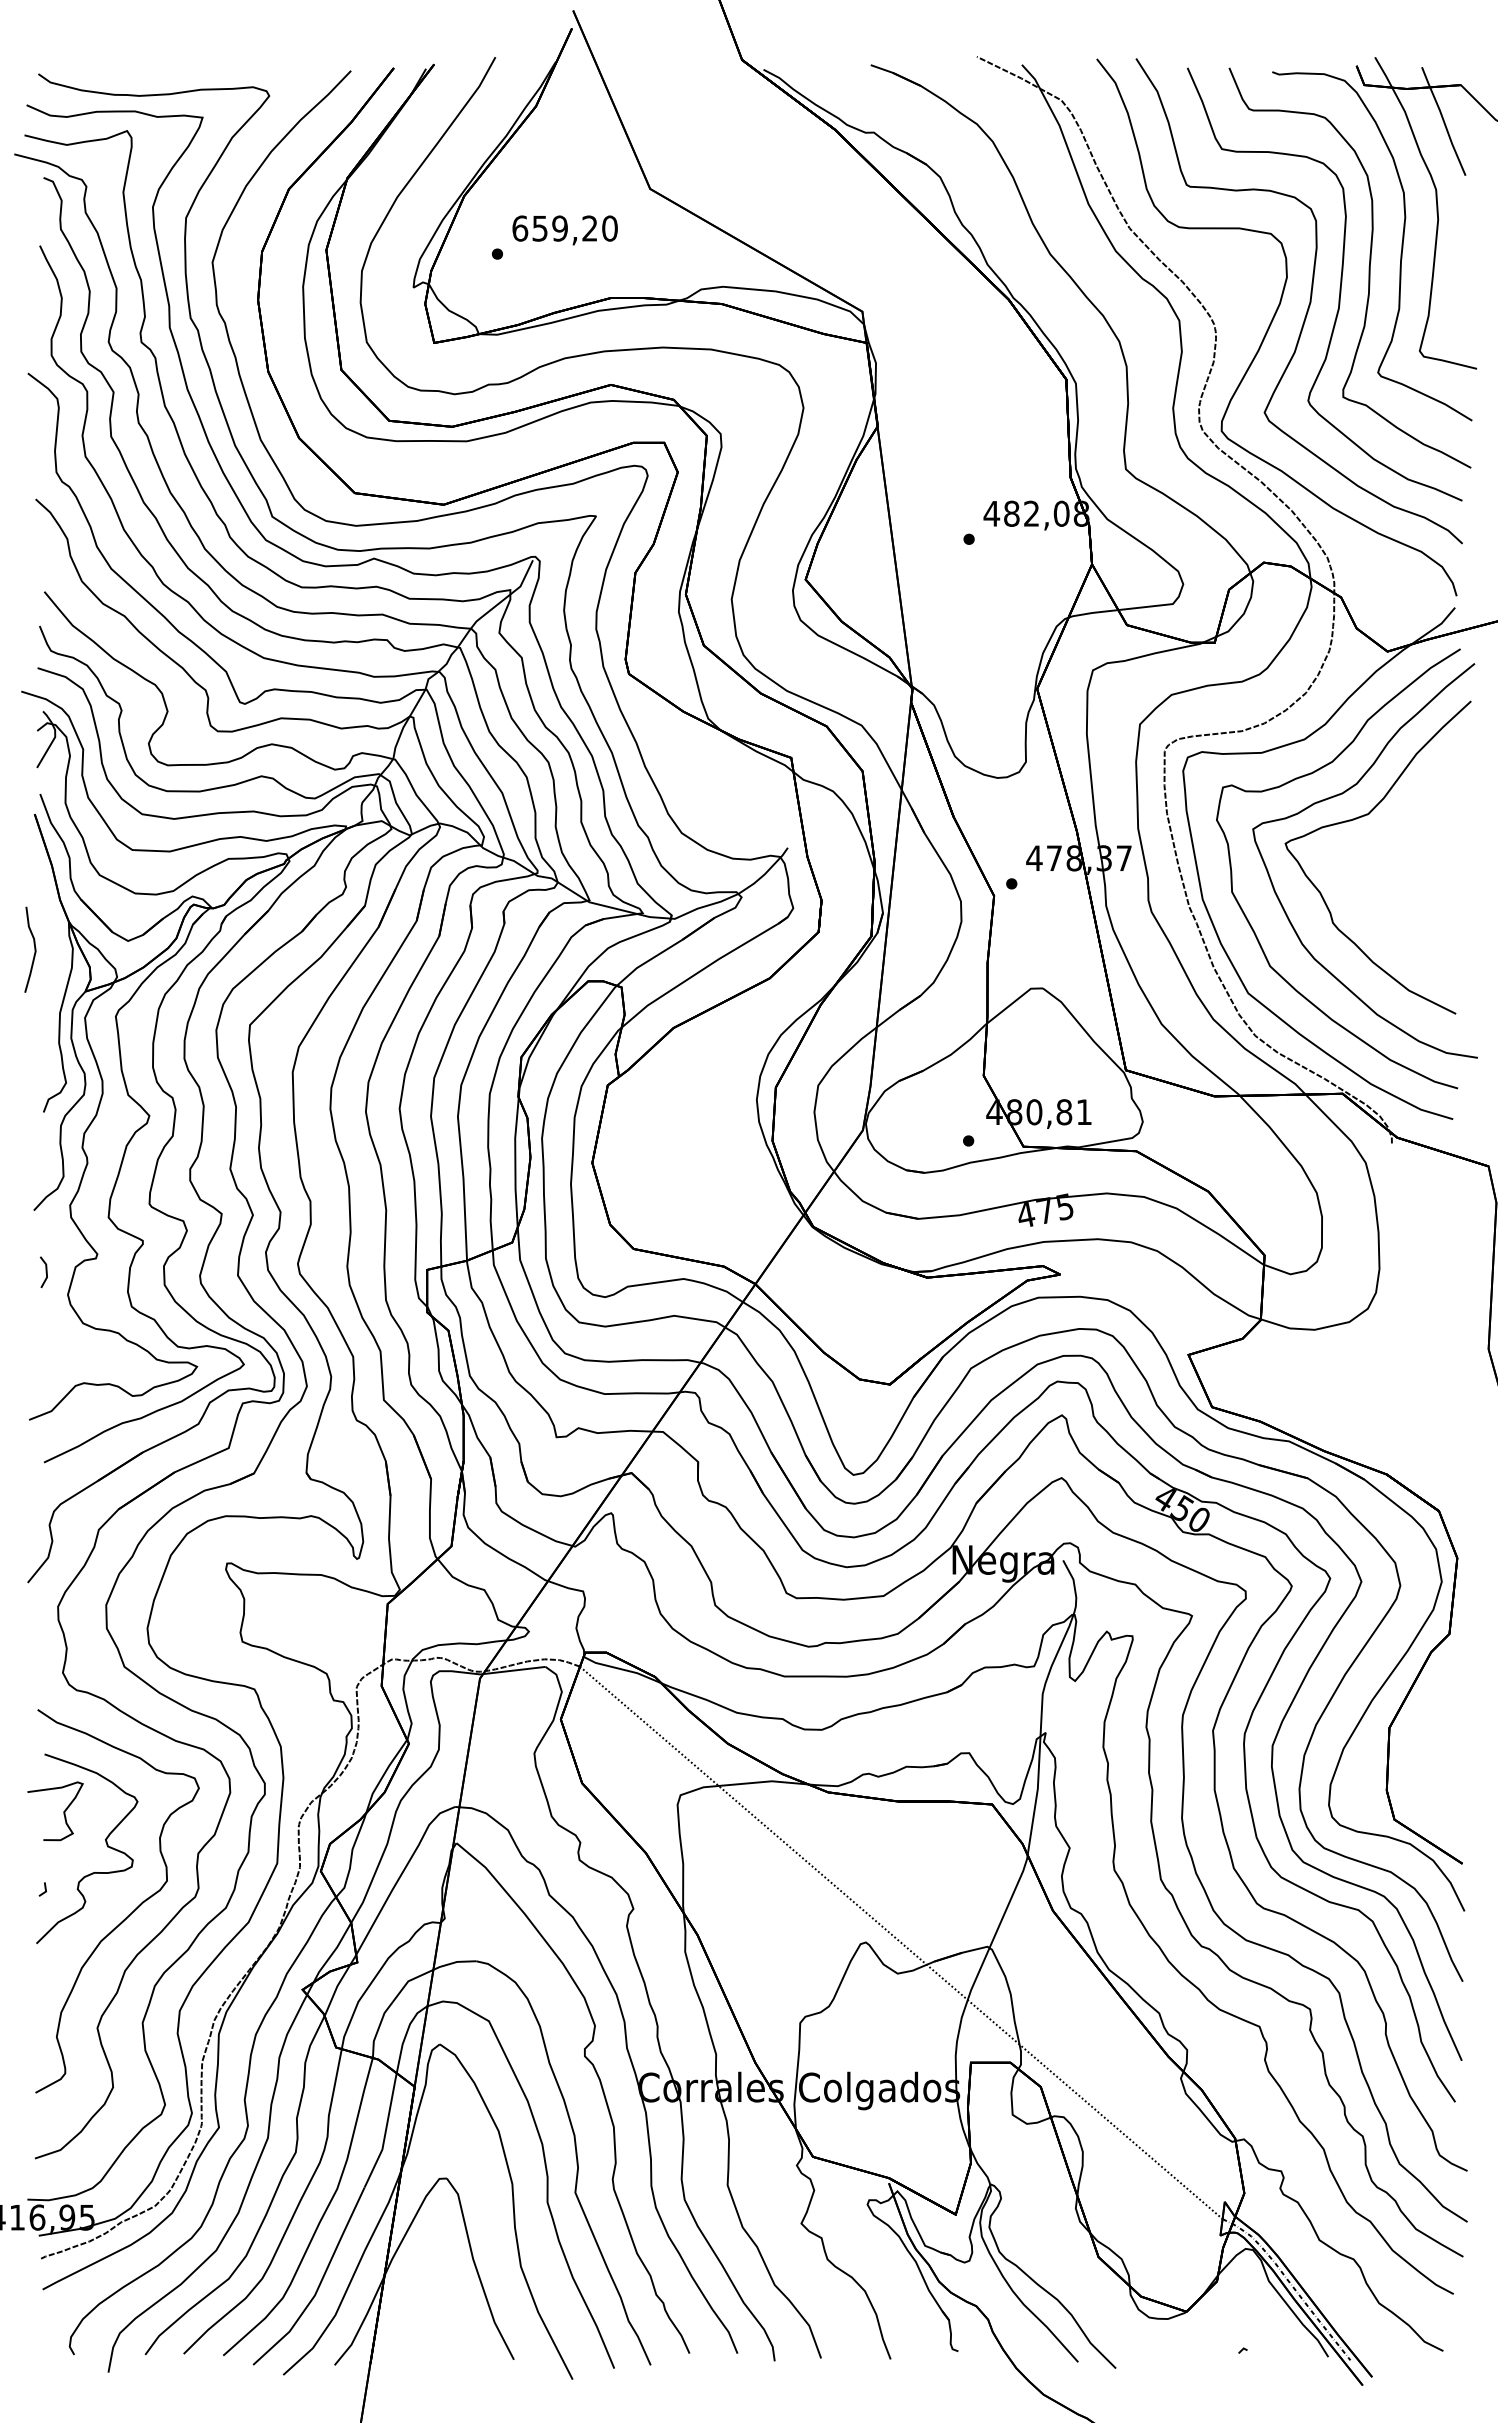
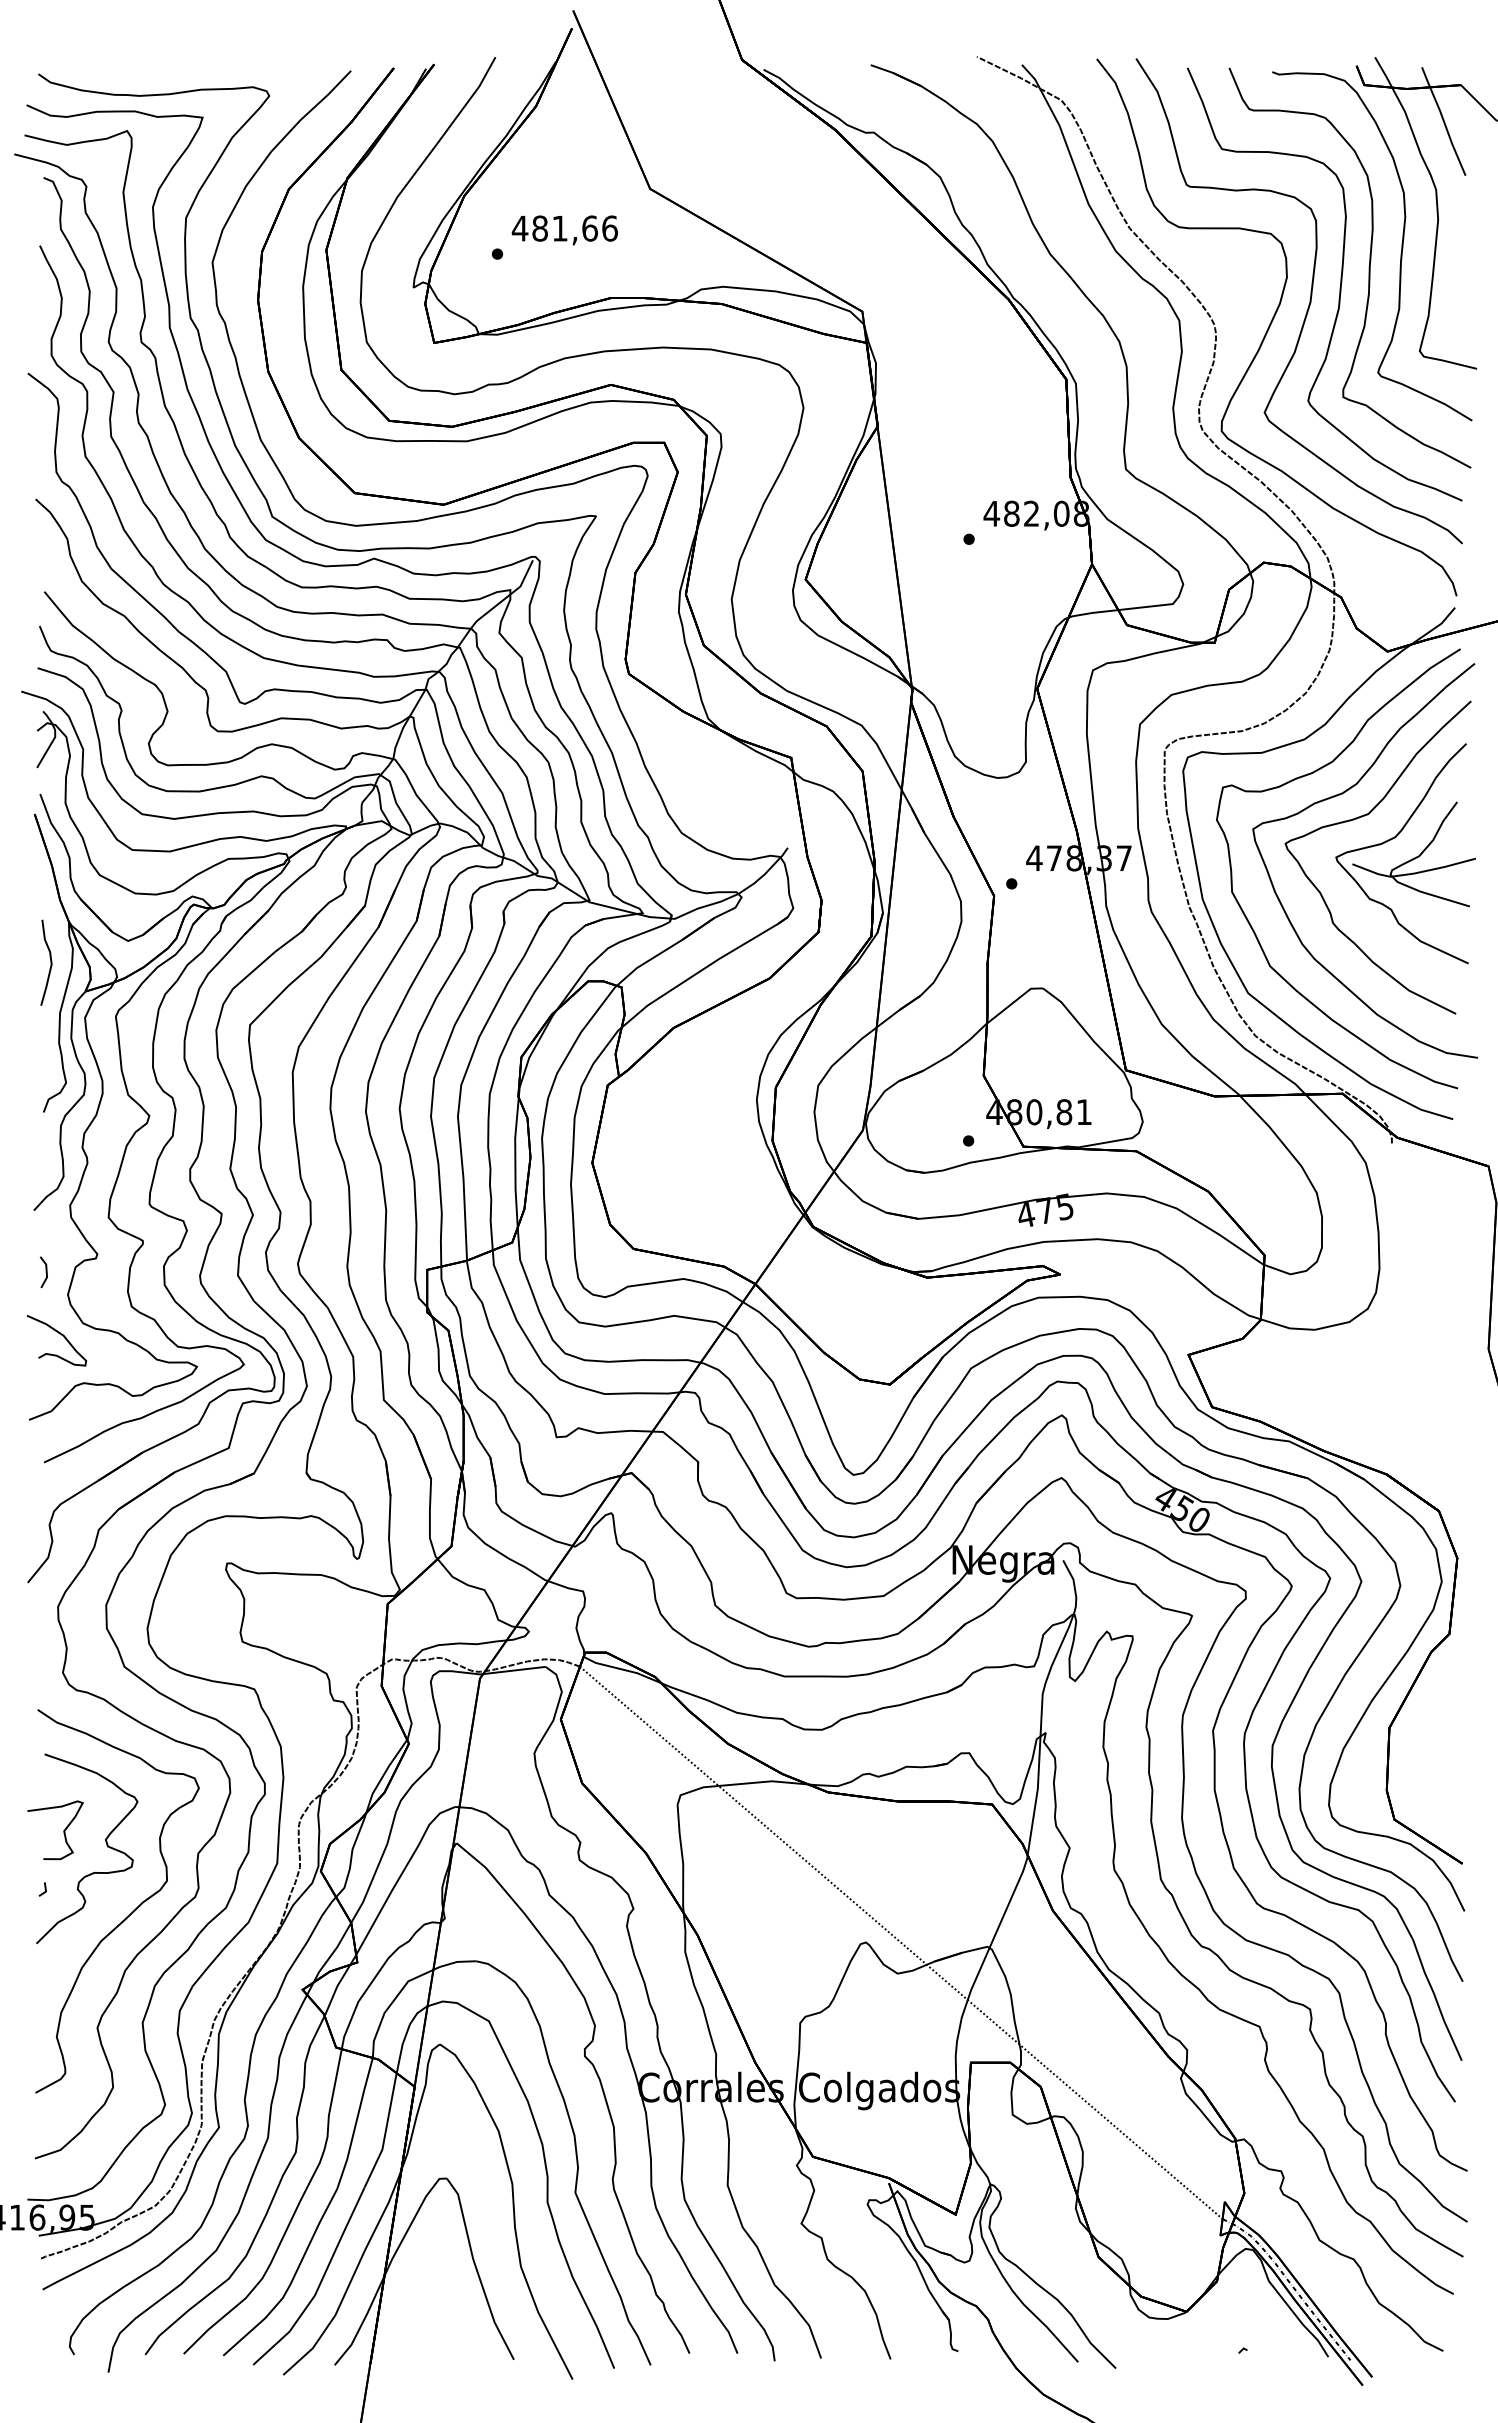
text: 659,20 -> 481,66 (564, 228)
part: none -> present (1408, 860)
curve position: (34, 949) -> (50, 962) (50, 962)
curve: none -> present (59, 1334)
curve position: (63, 1811) -> (63, 1830) (63, 1830)
